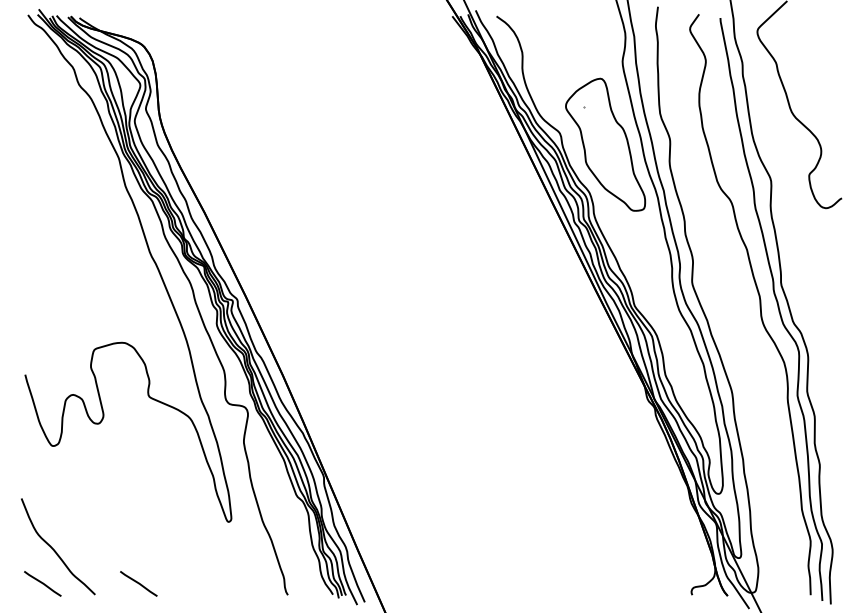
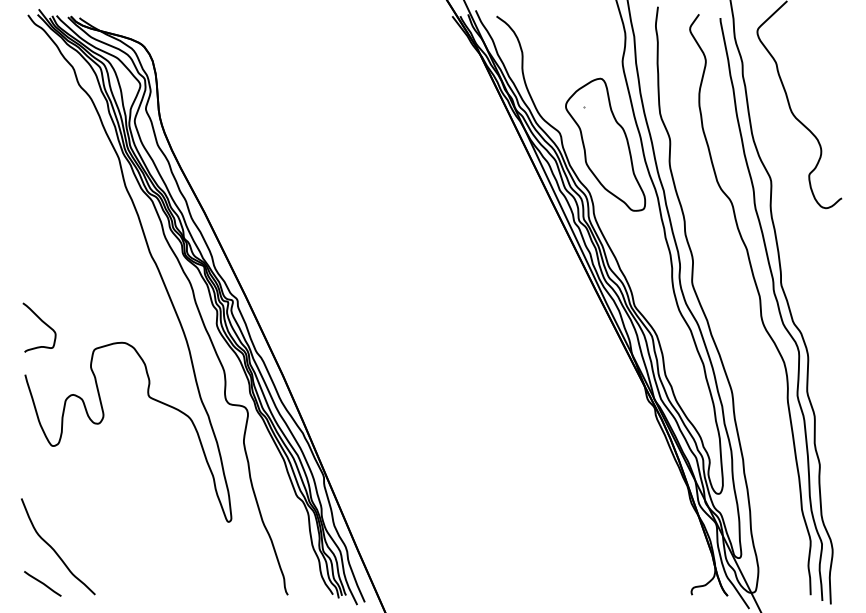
curve: none -> present (43, 323)
line: present -> none (138, 583)
